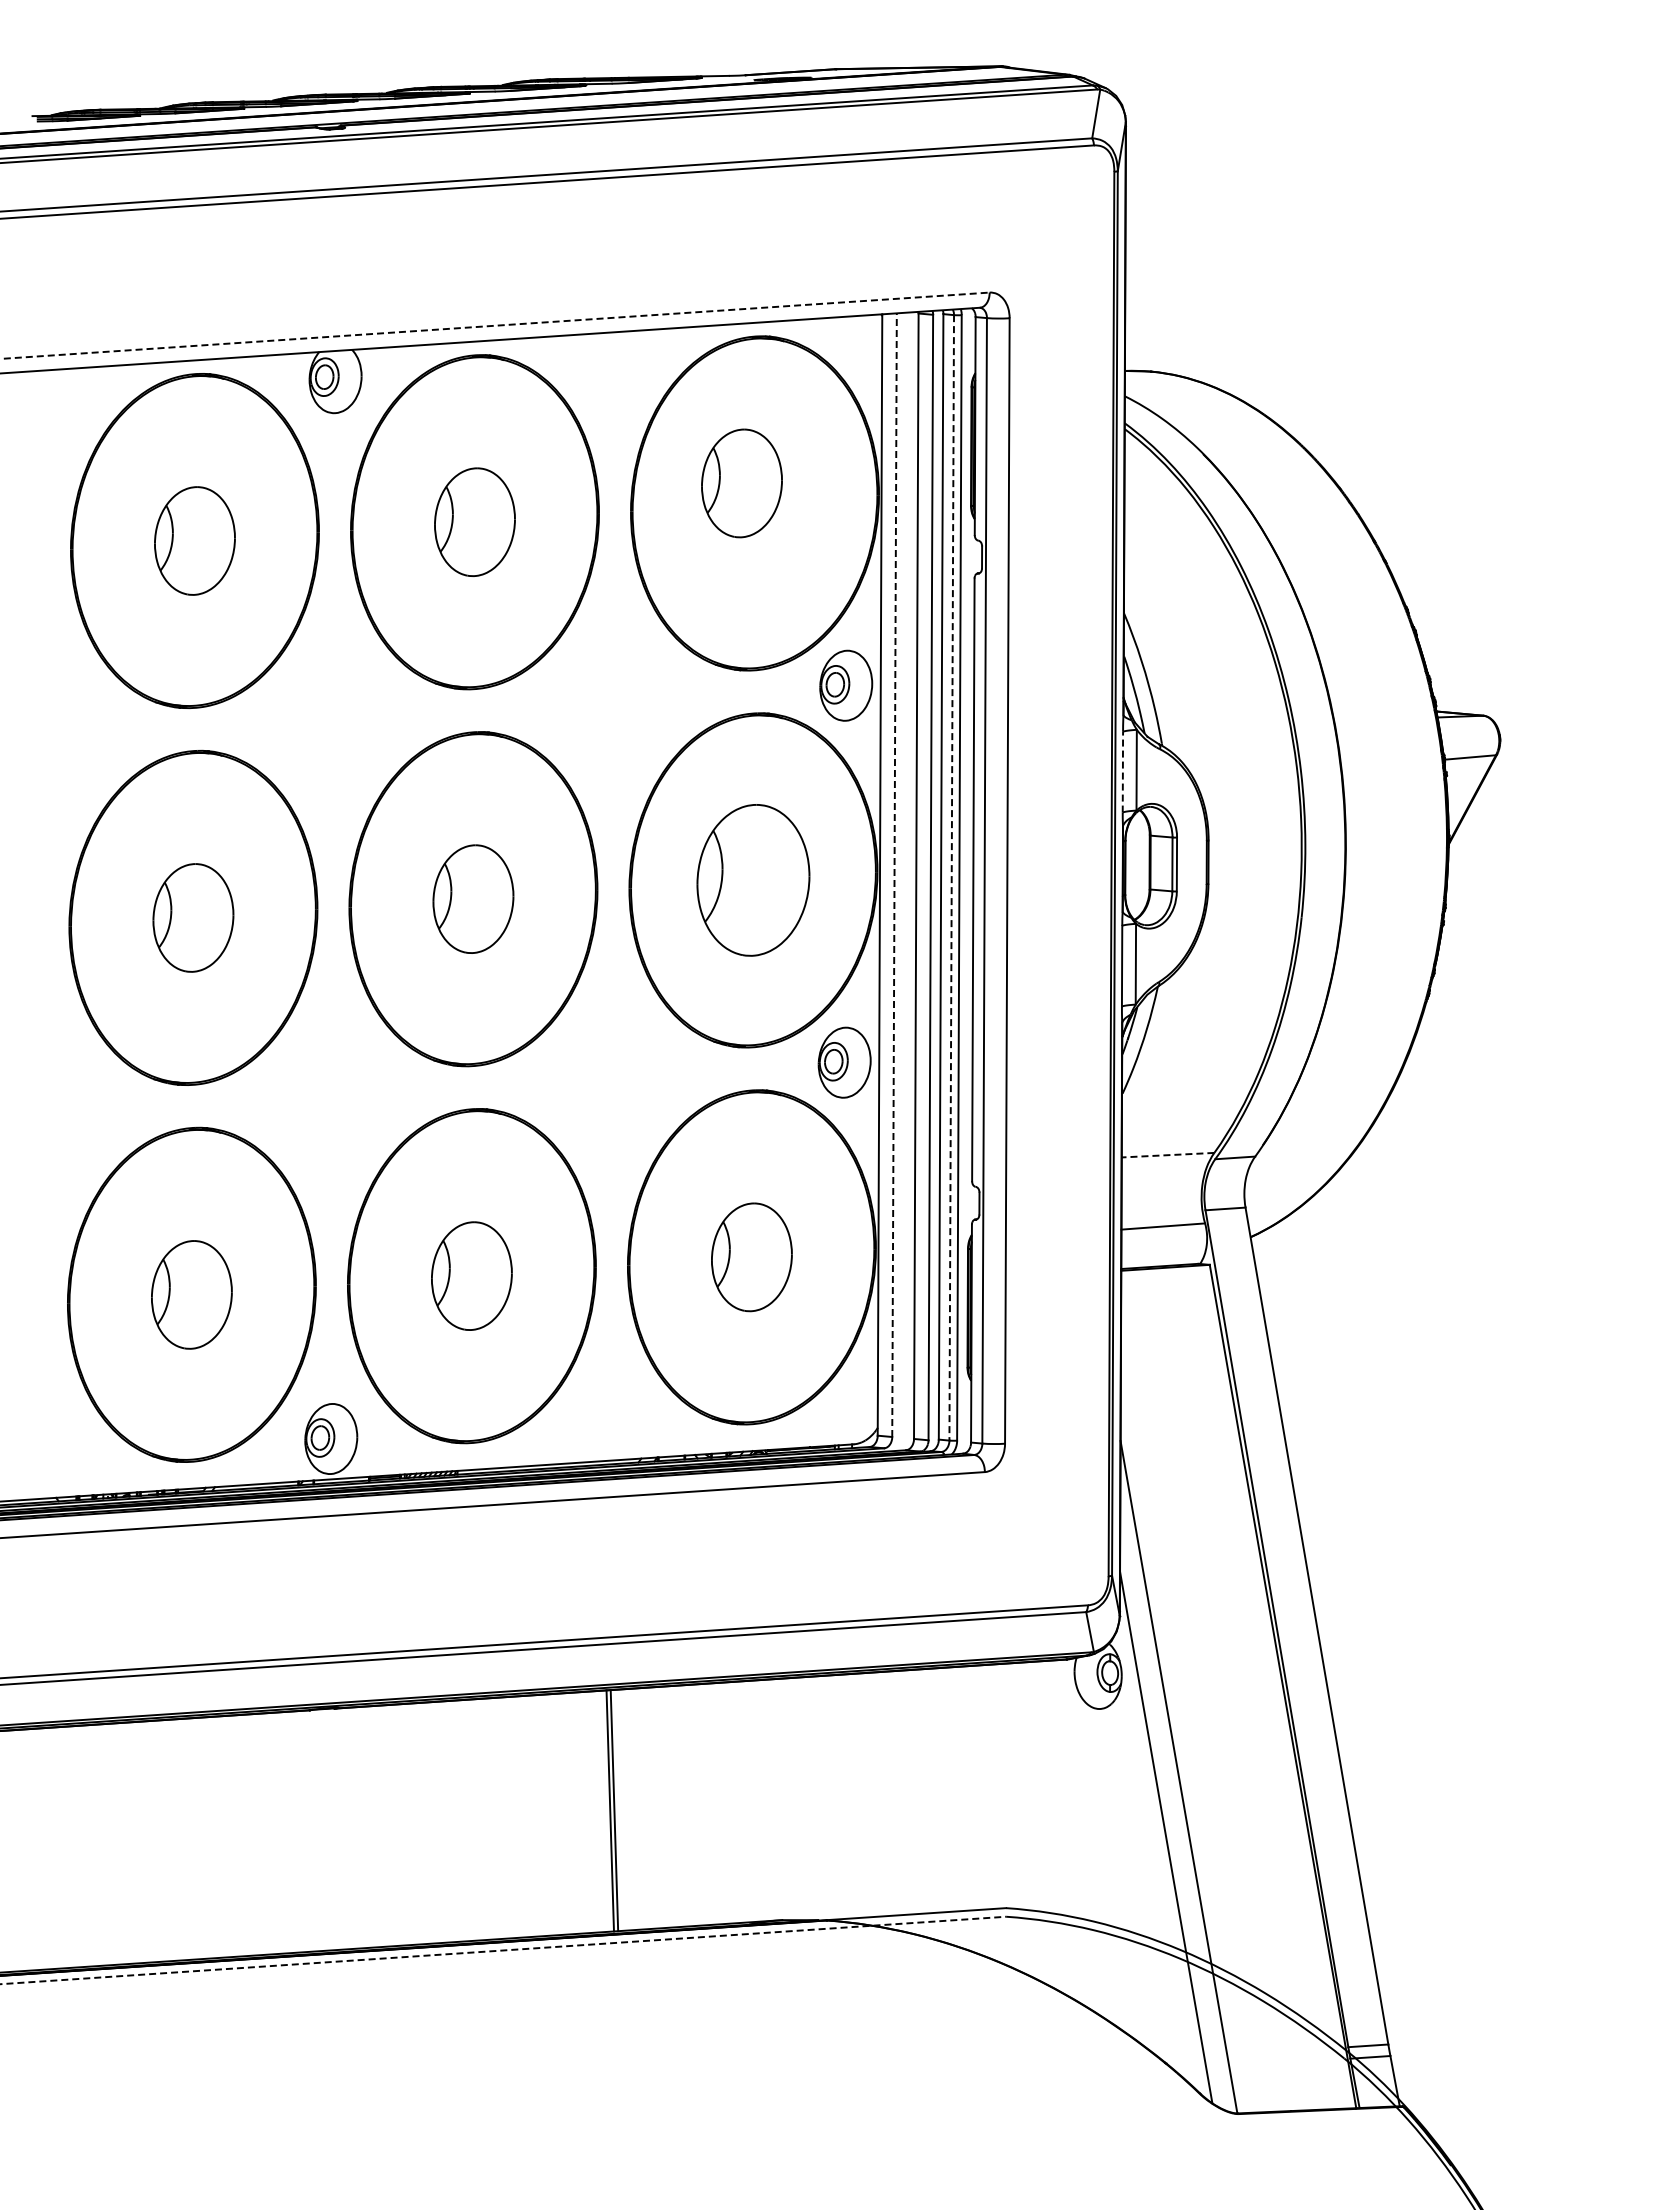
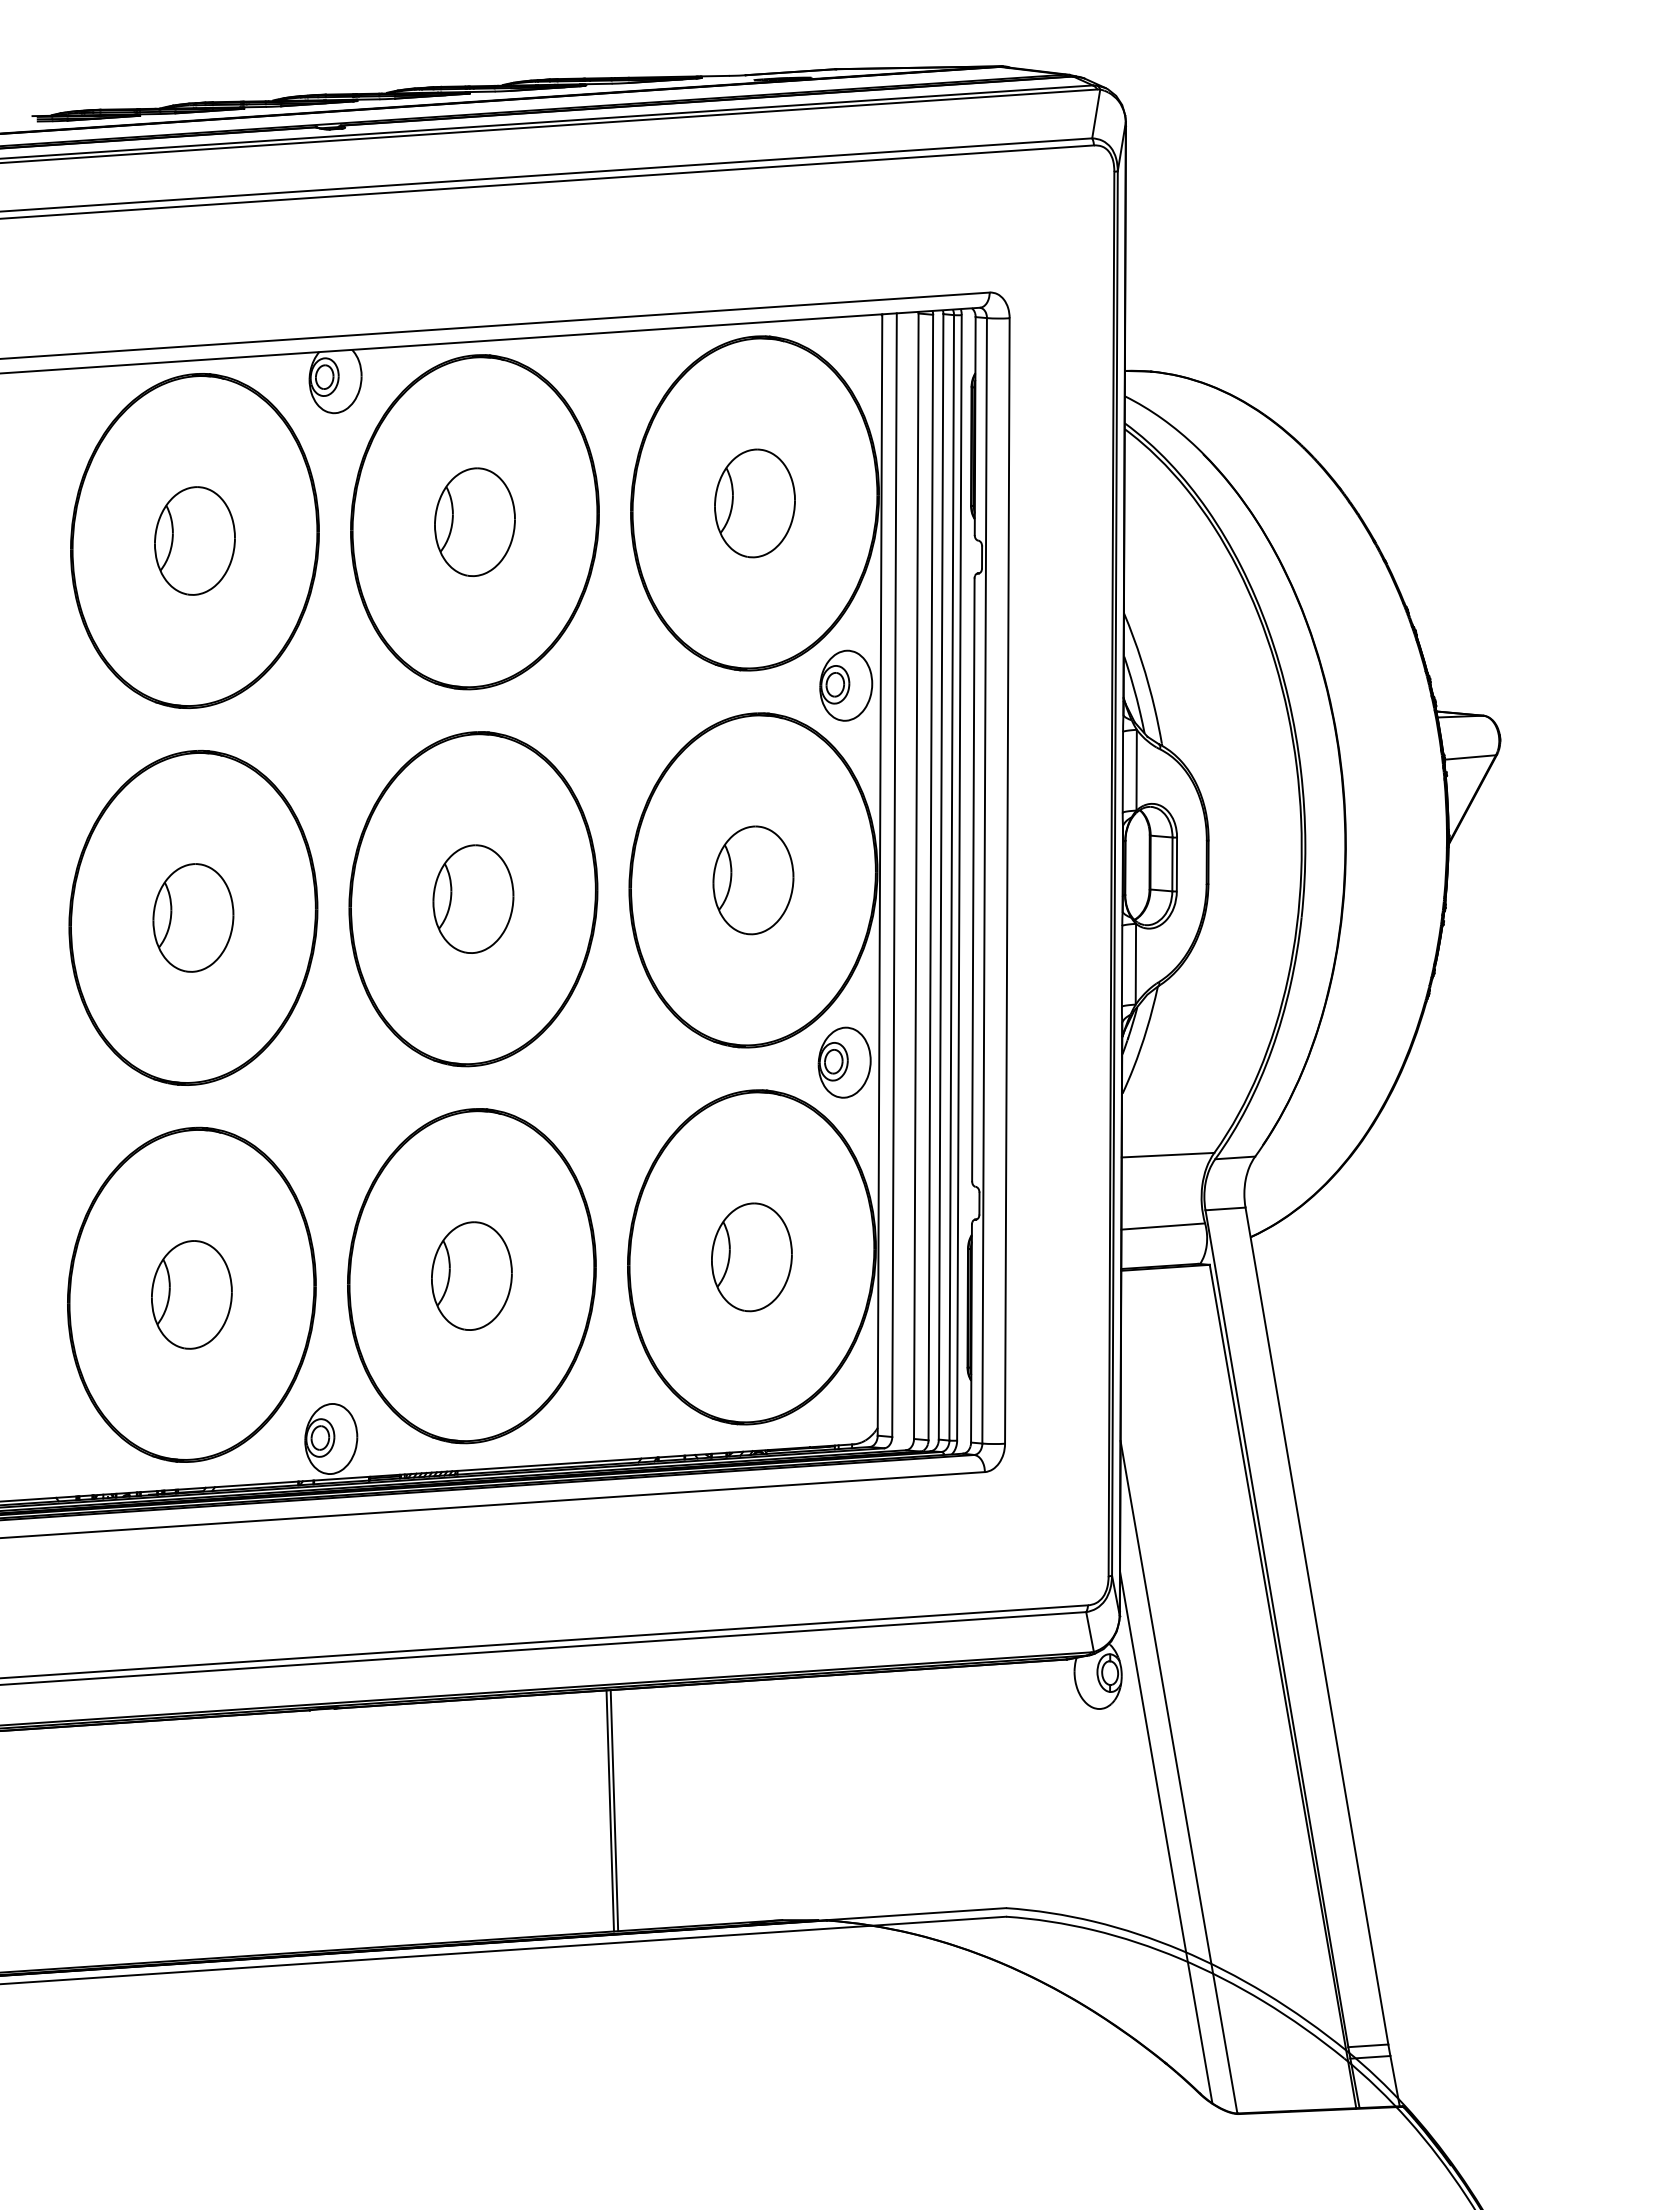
line: dashed -> solid (495, 325)
part position: (741, 483) -> (754, 503) (754, 503)
line: dashed -> solid (1122, 771)
line: dashed -> solid (894, 875)
line: dashed -> solid (951, 877)
part size: 115x153 px -> 83x111 px (753, 880)
line: dashed -> solid (1167, 1155)
line: dashed -> solid (503, 1950)
